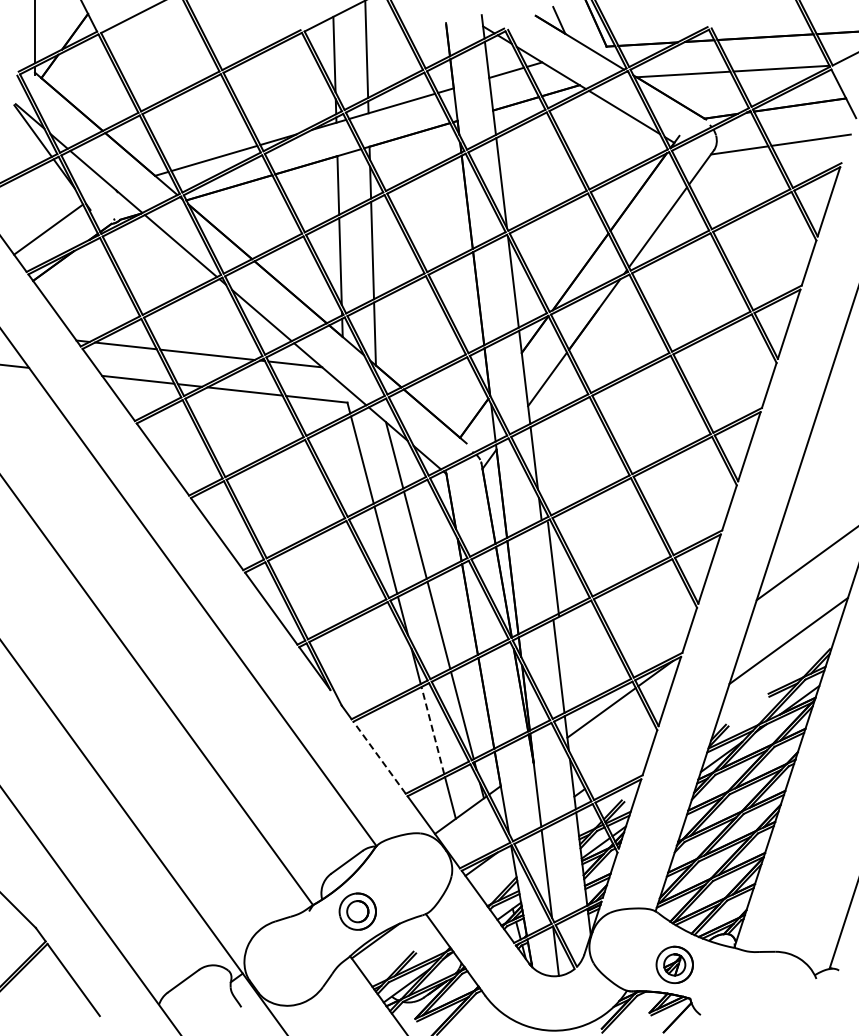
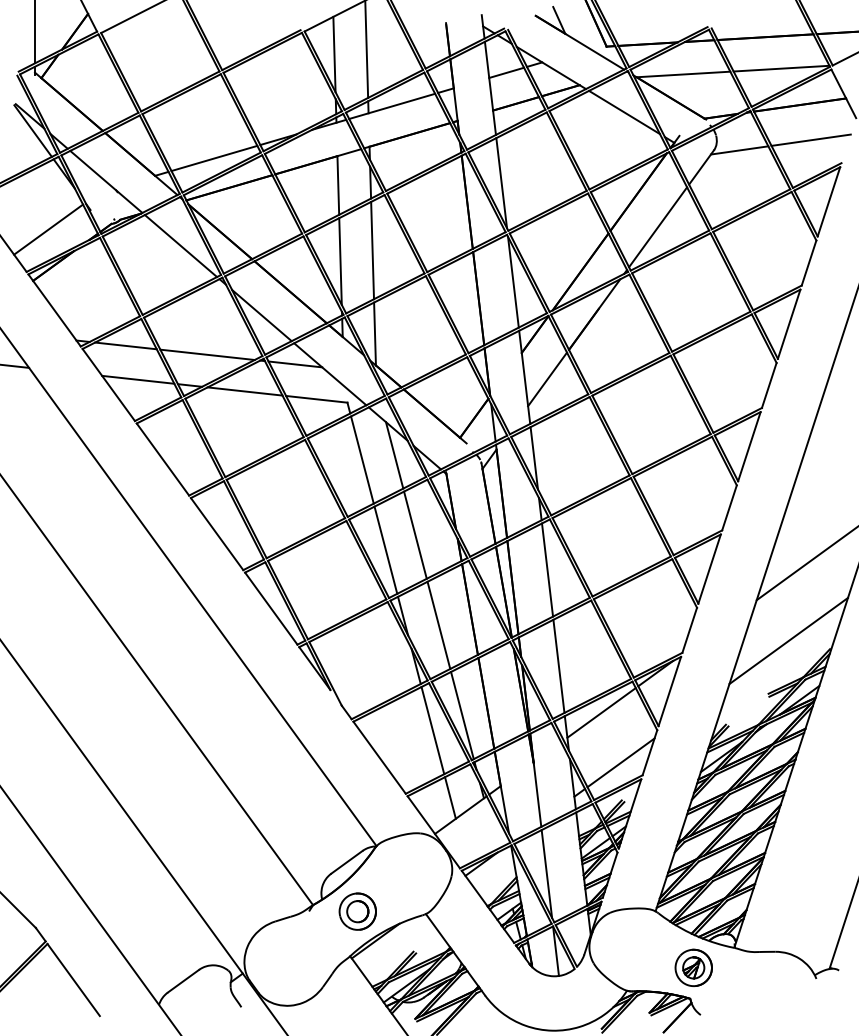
line position: (553, 568) -> (547, 569) (547, 569)
line: dashed -> solid (432, 730)
line: dashed -> solid (379, 757)
line: none -> present (620, 762)
part position: (674, 964) -> (693, 967) (693, 967)
